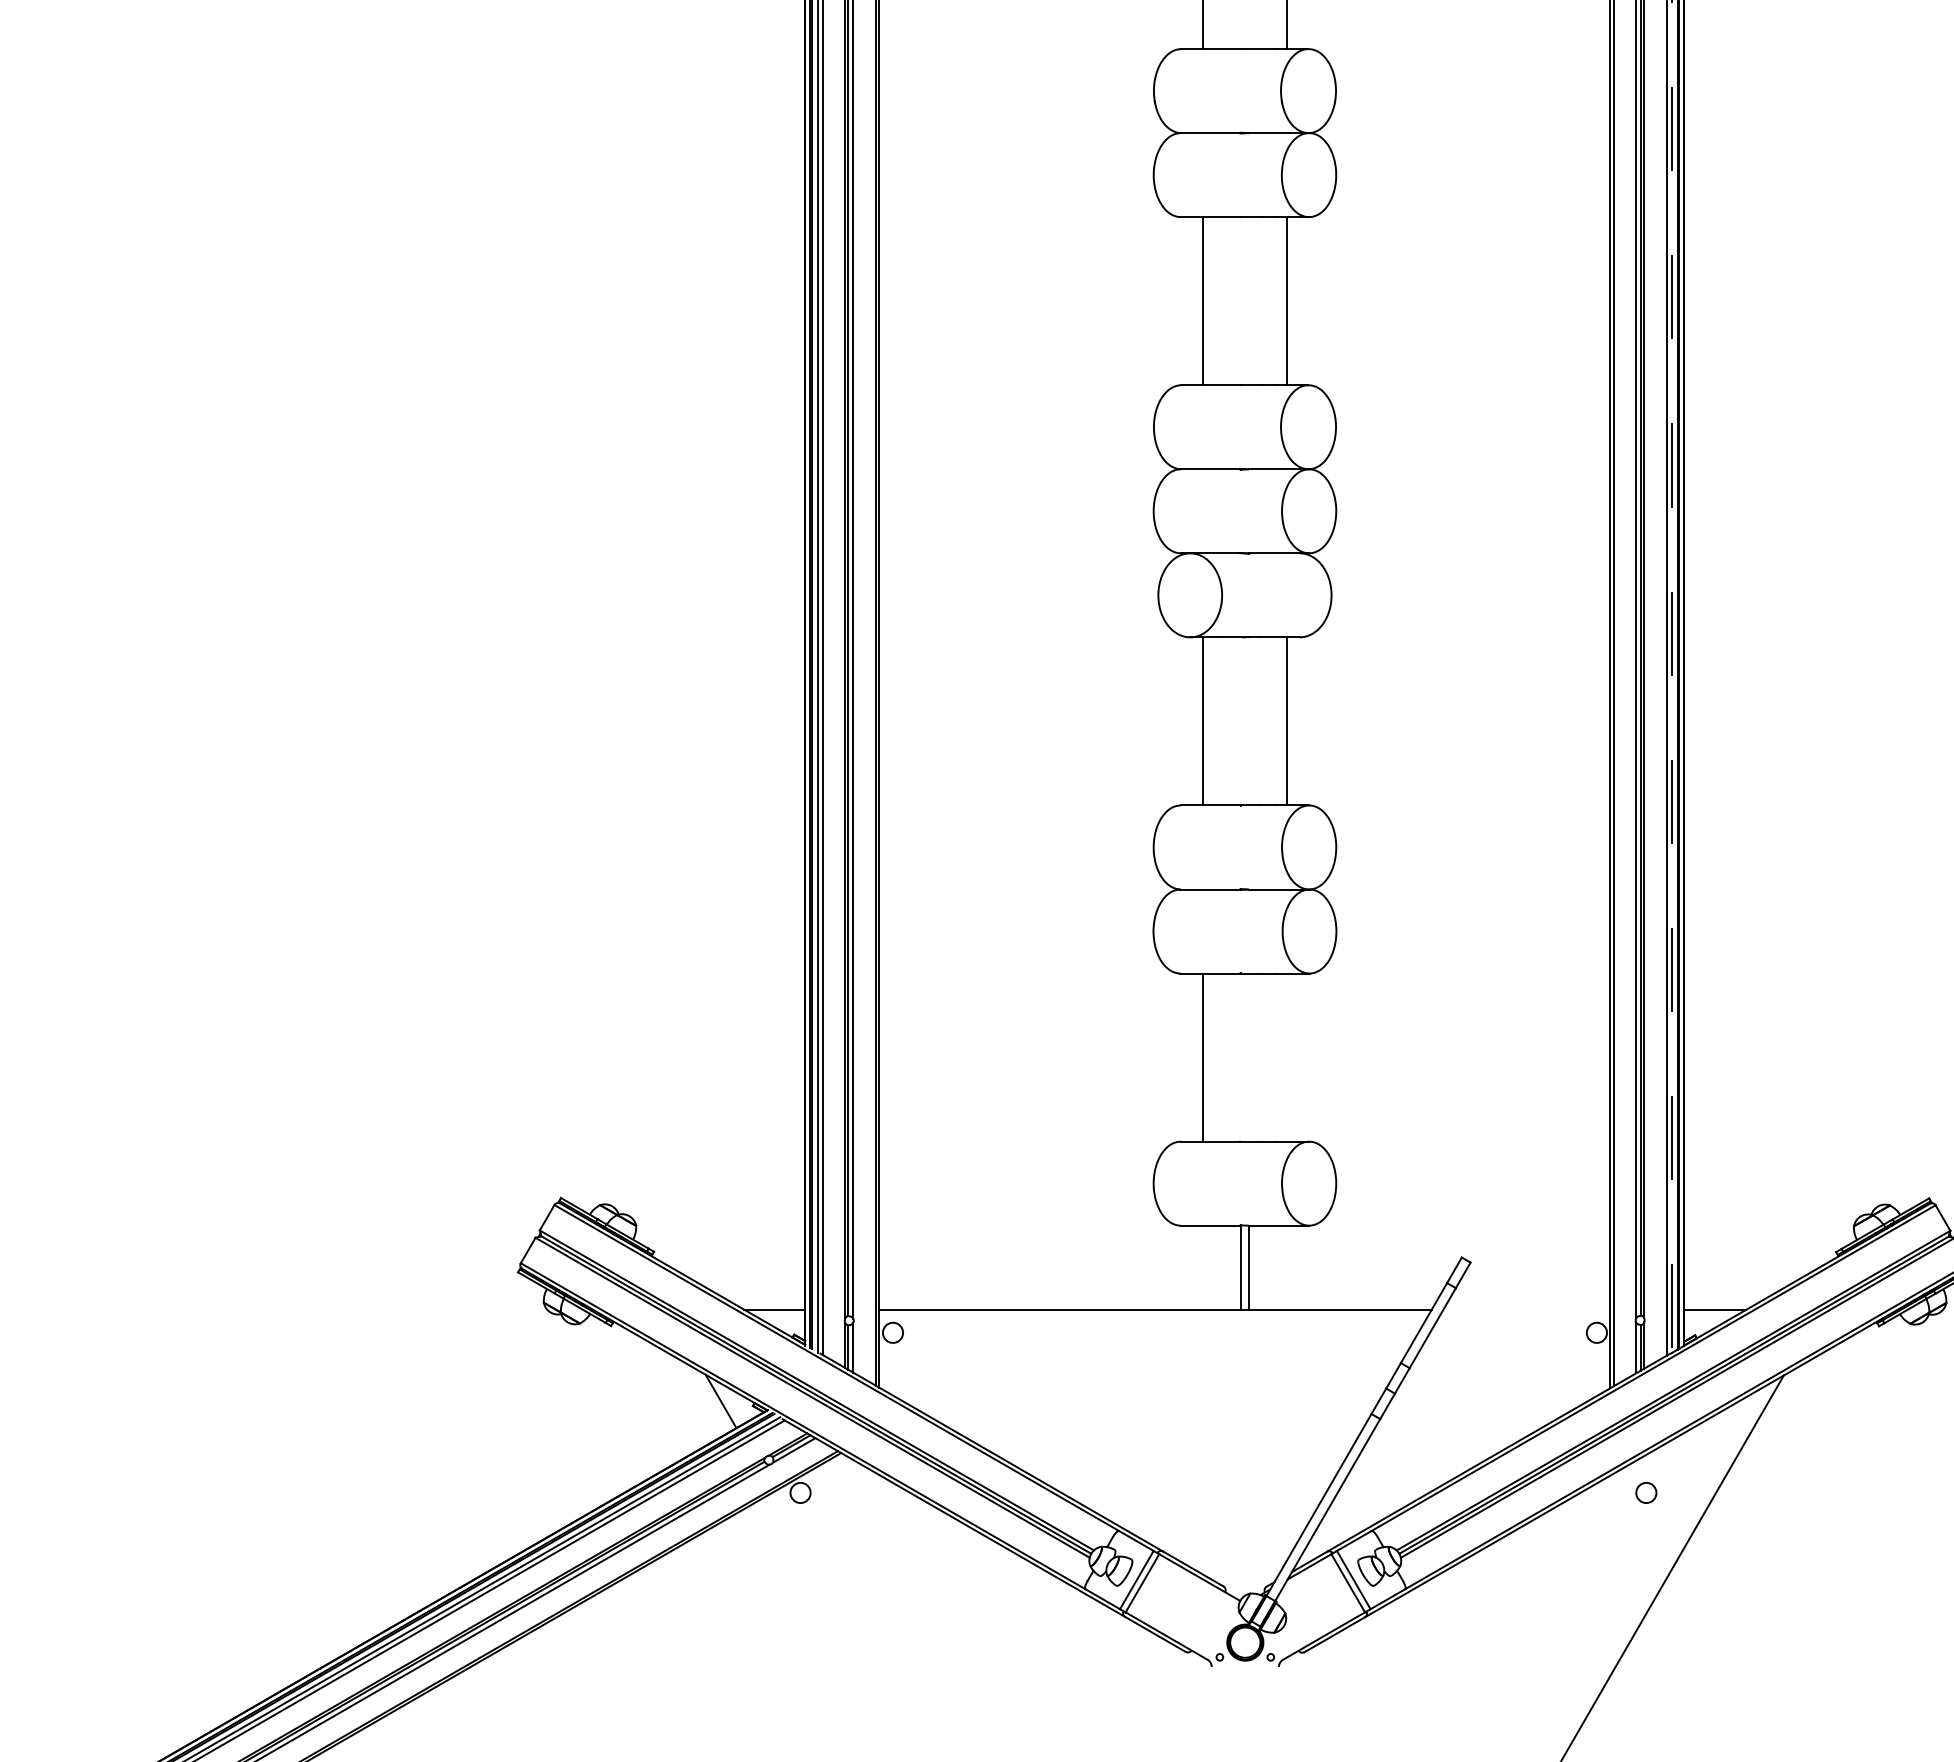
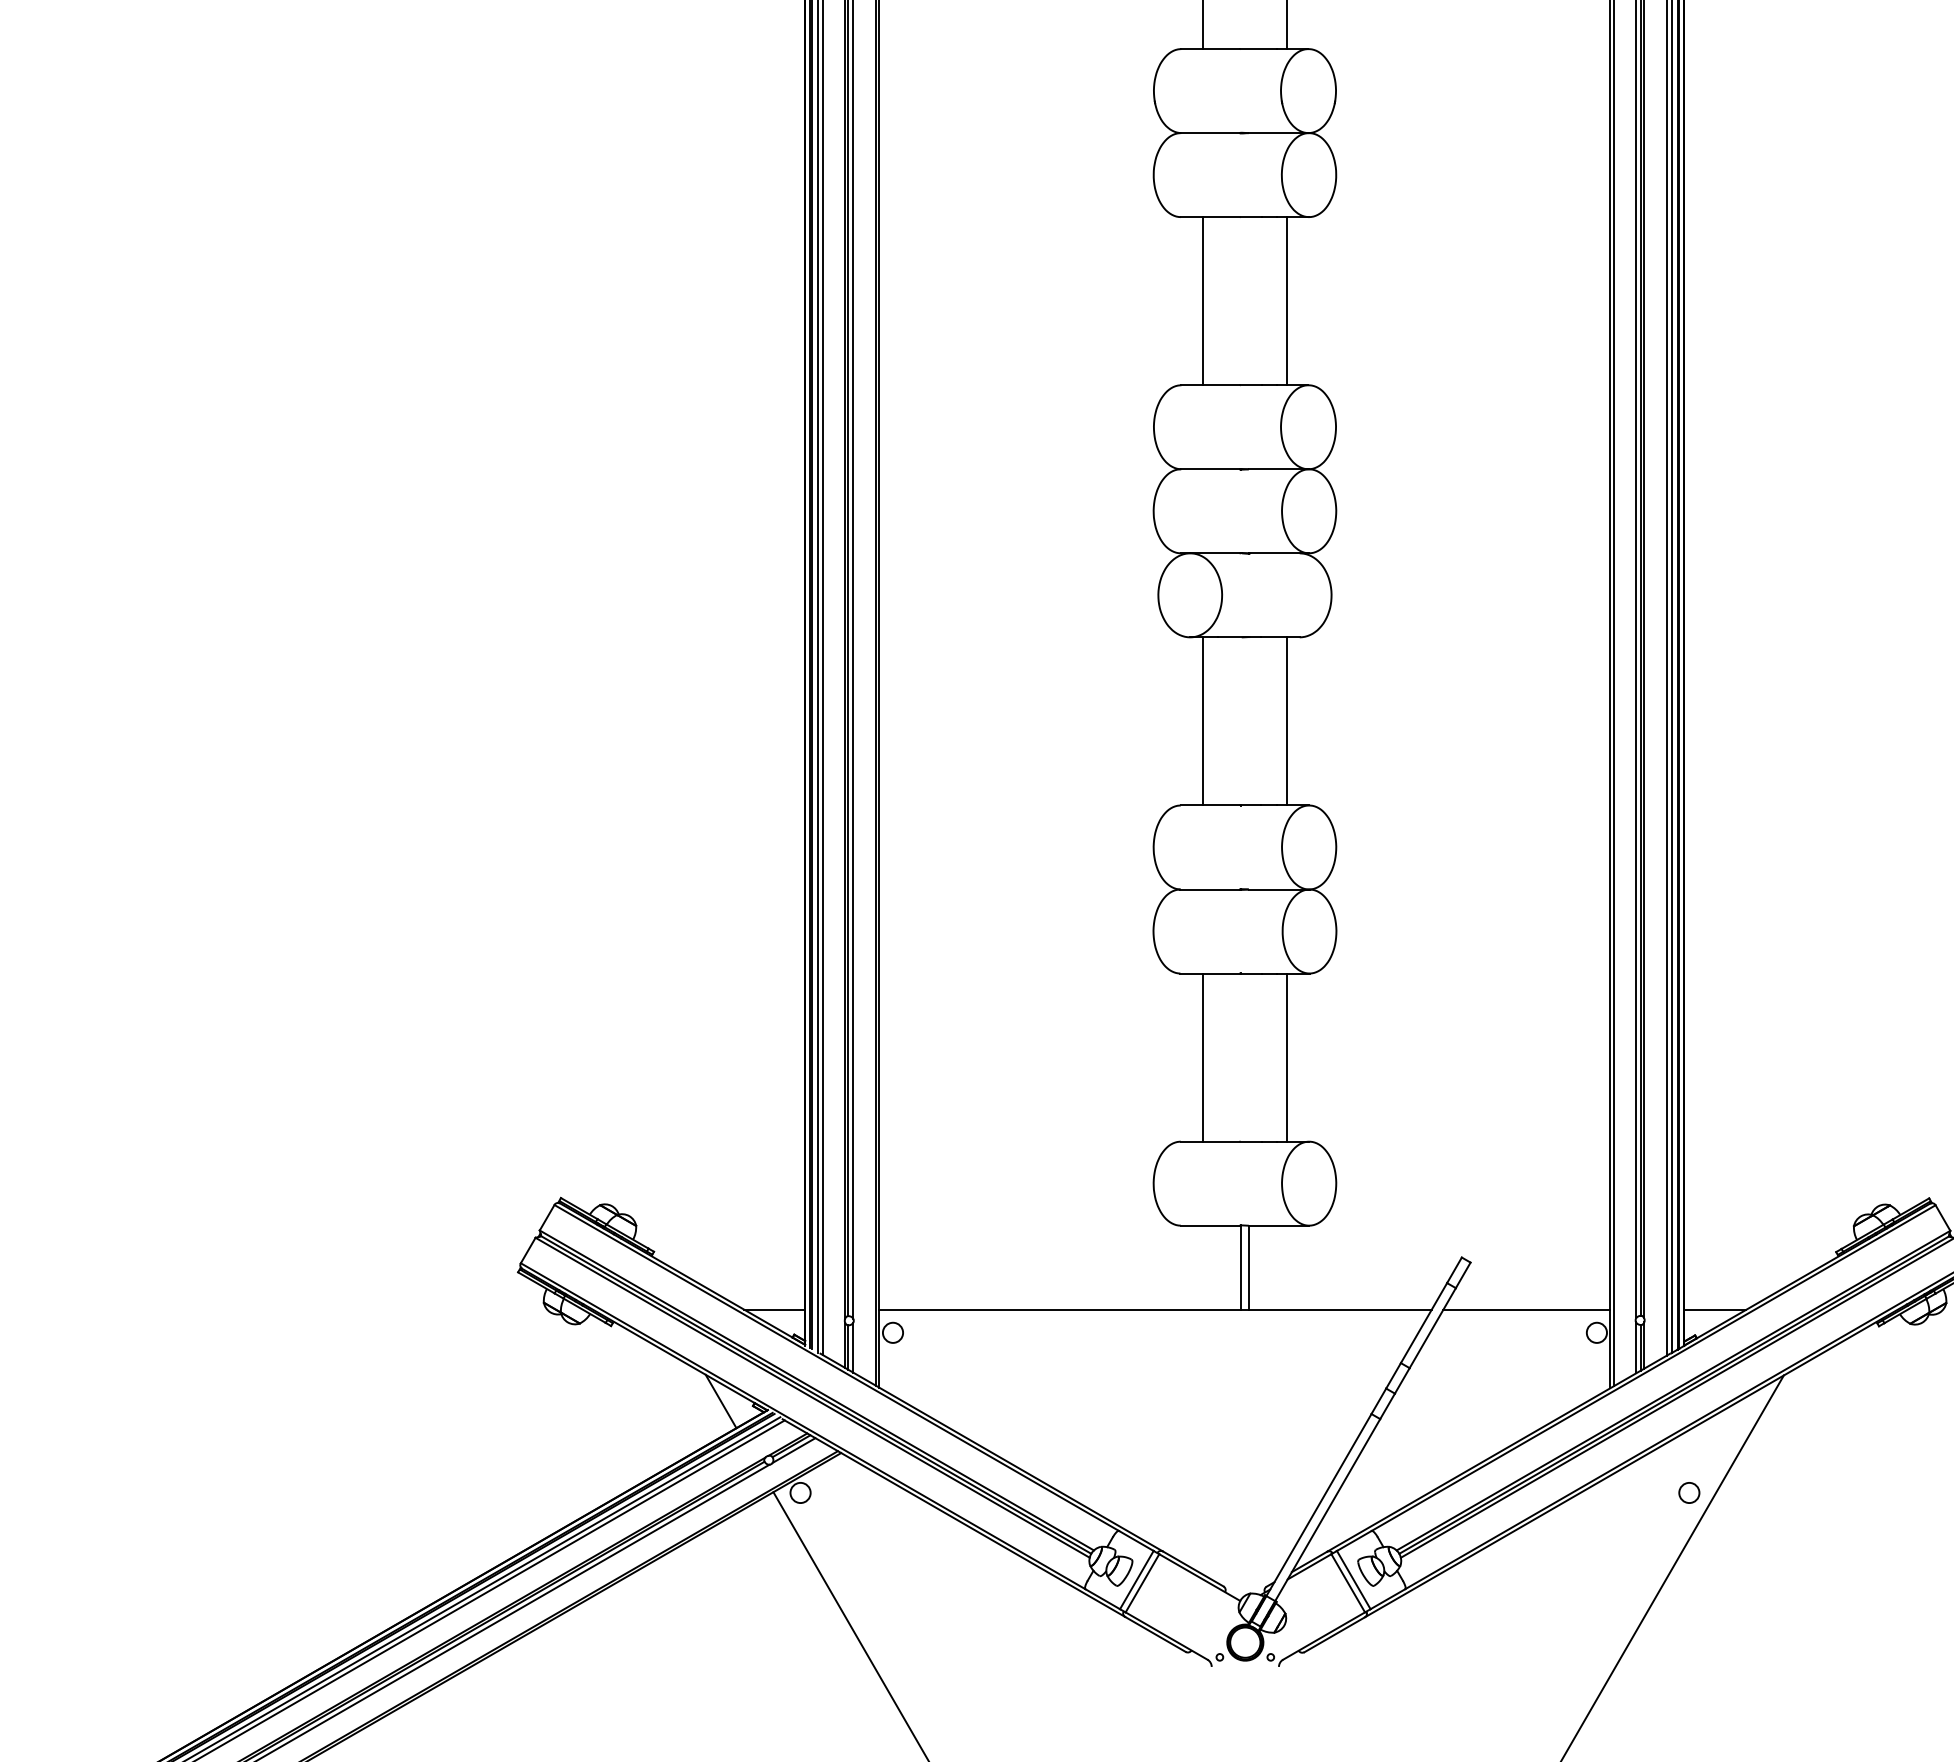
line: dashed -> solid (1671, 677)
line: none -> present (1286, 1057)
line: none -> present (1526, 1309)
circle position: (1646, 1492) -> (1689, 1492) (1689, 1492)
line: none -> present (850, 1625)
